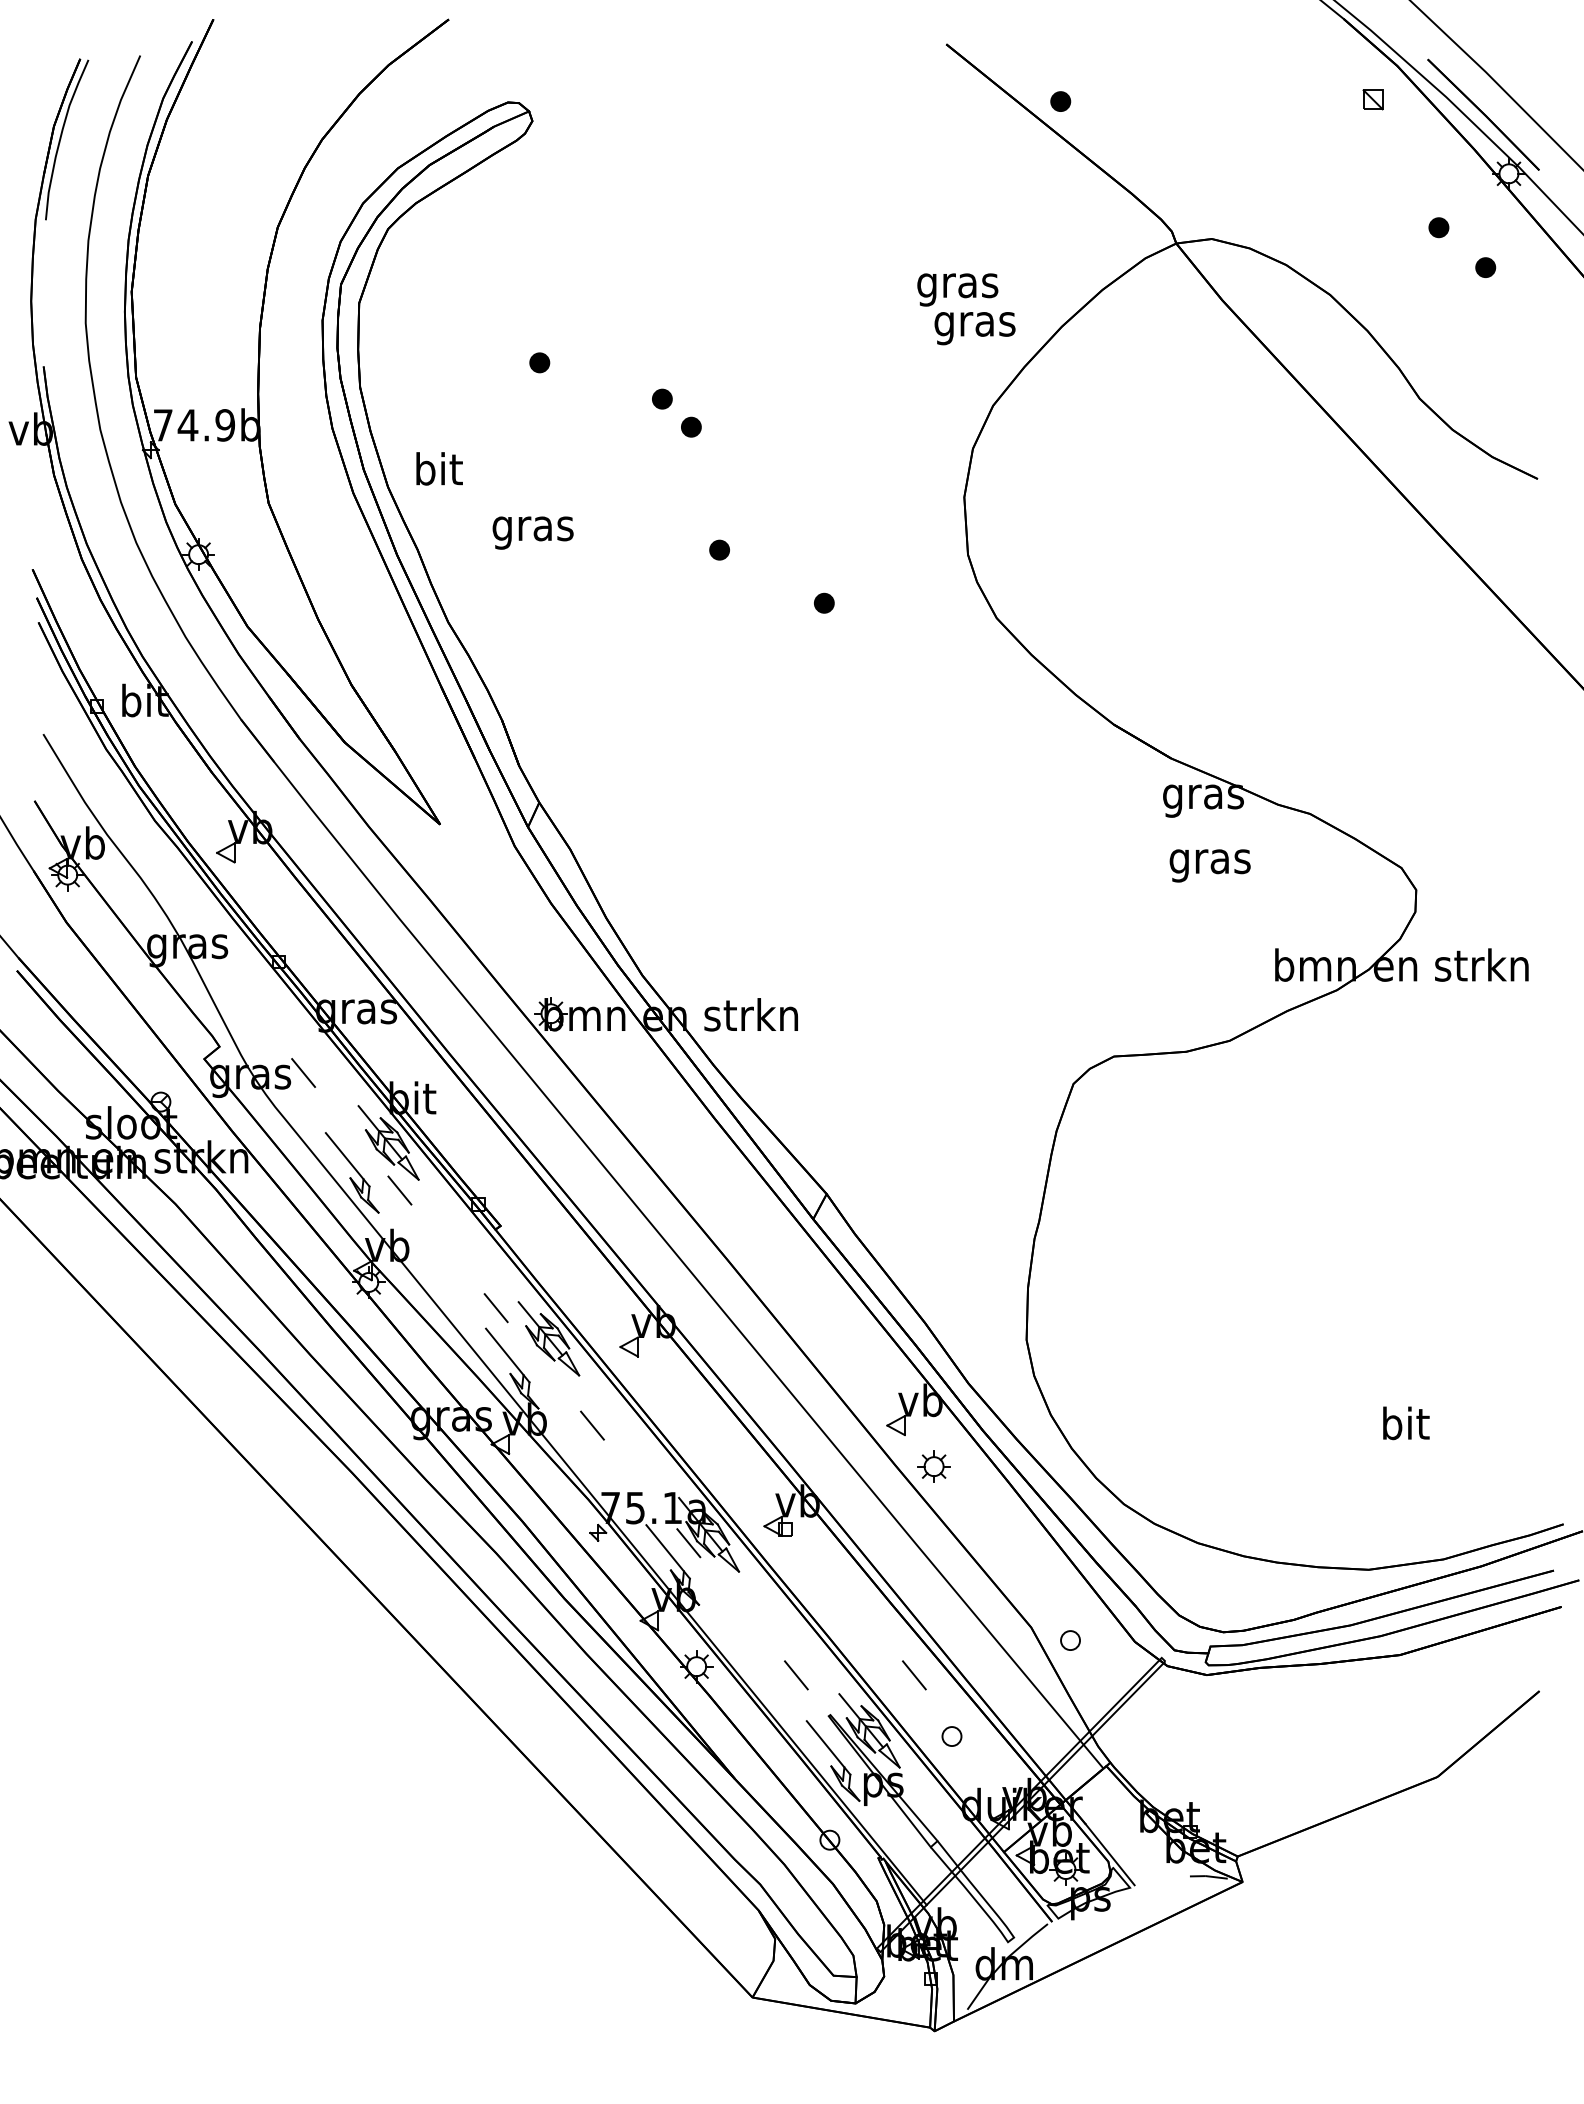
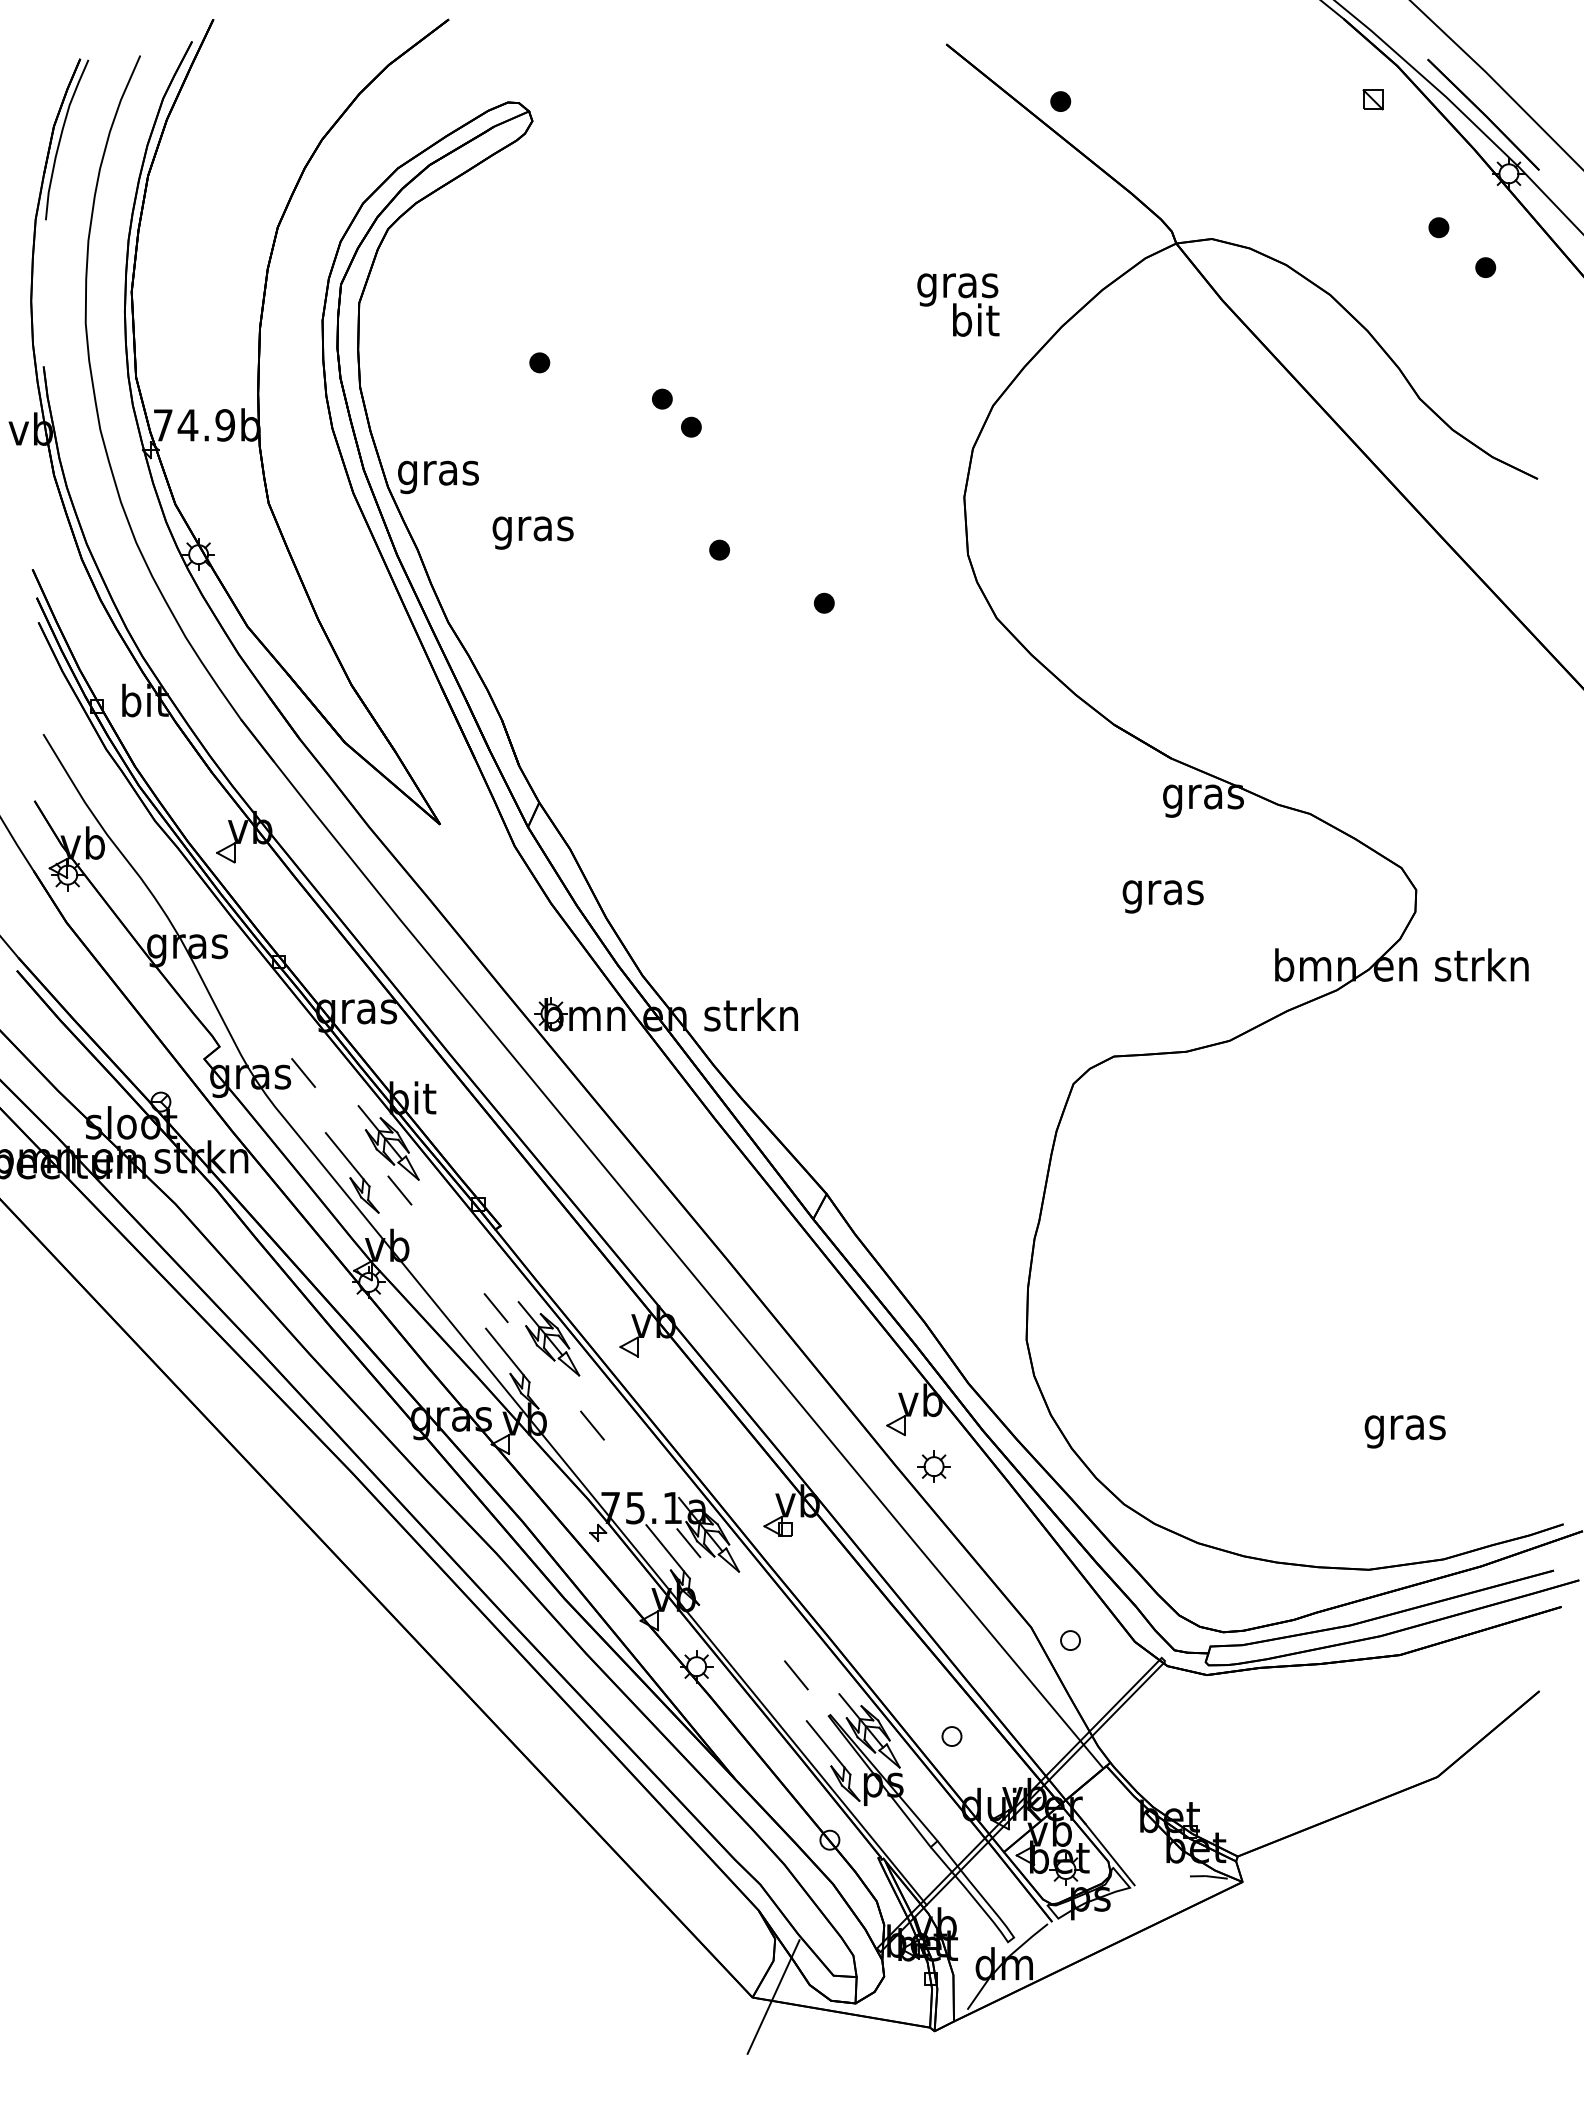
text: gras -> bit (974, 324)
text: bit -> gras (438, 473)
text position: (1209, 865) -> (1162, 896) (1162, 896)
text: bit -> gras (1404, 1427)
line: present -> none (914, 1675)
line: none -> present (773, 1996)
